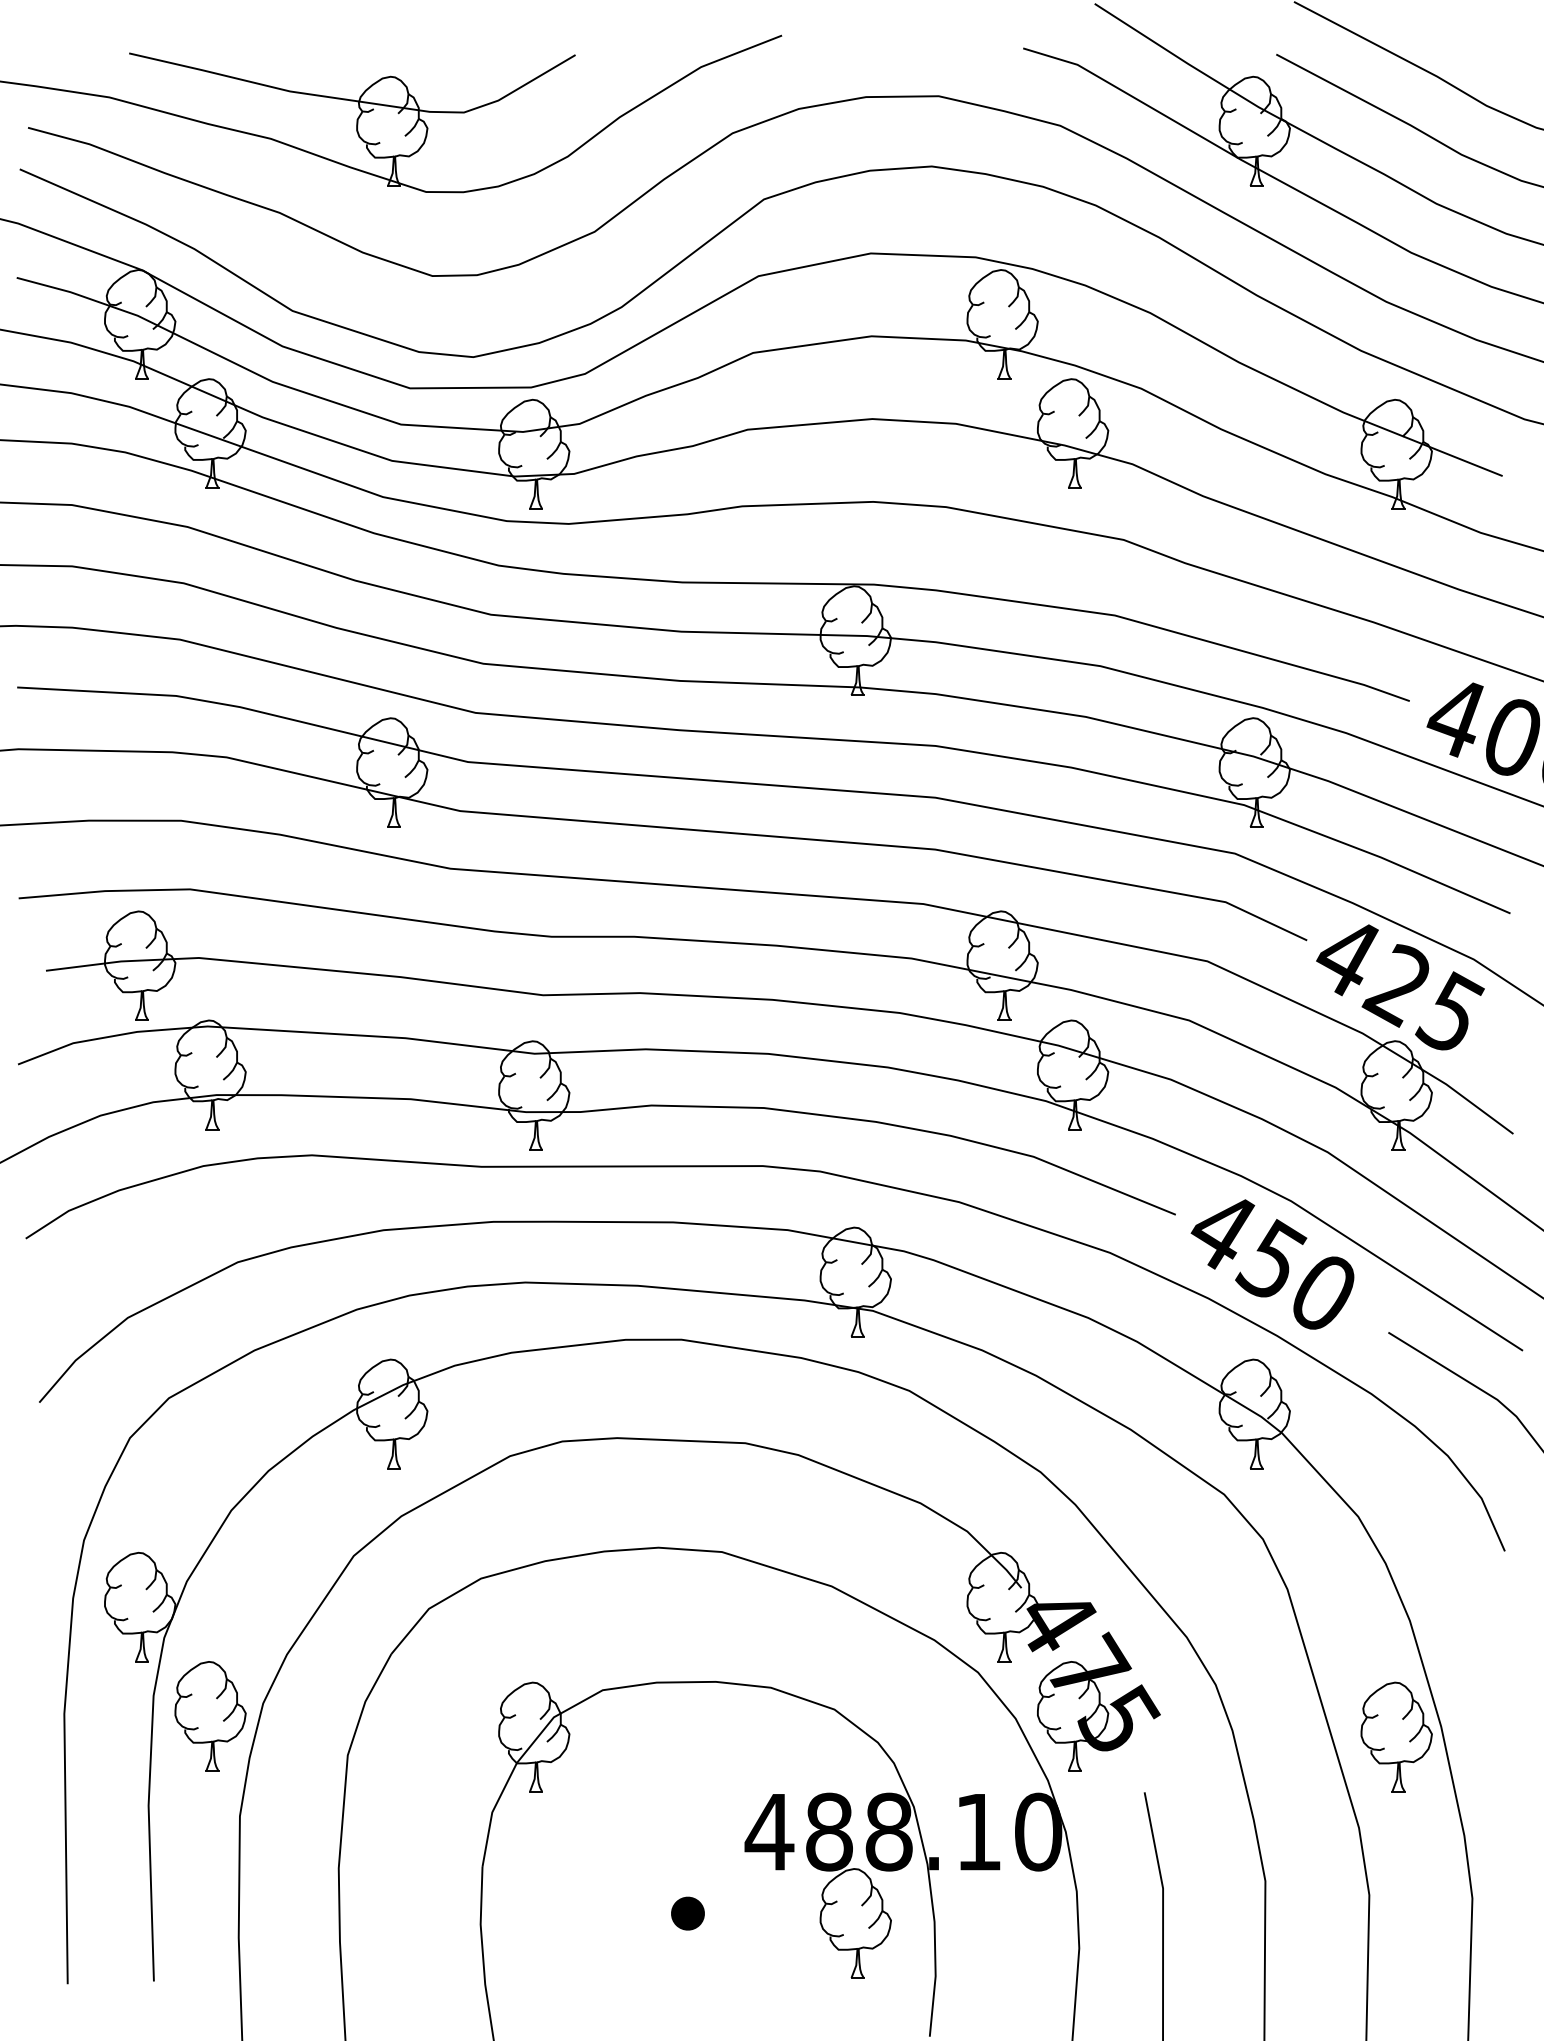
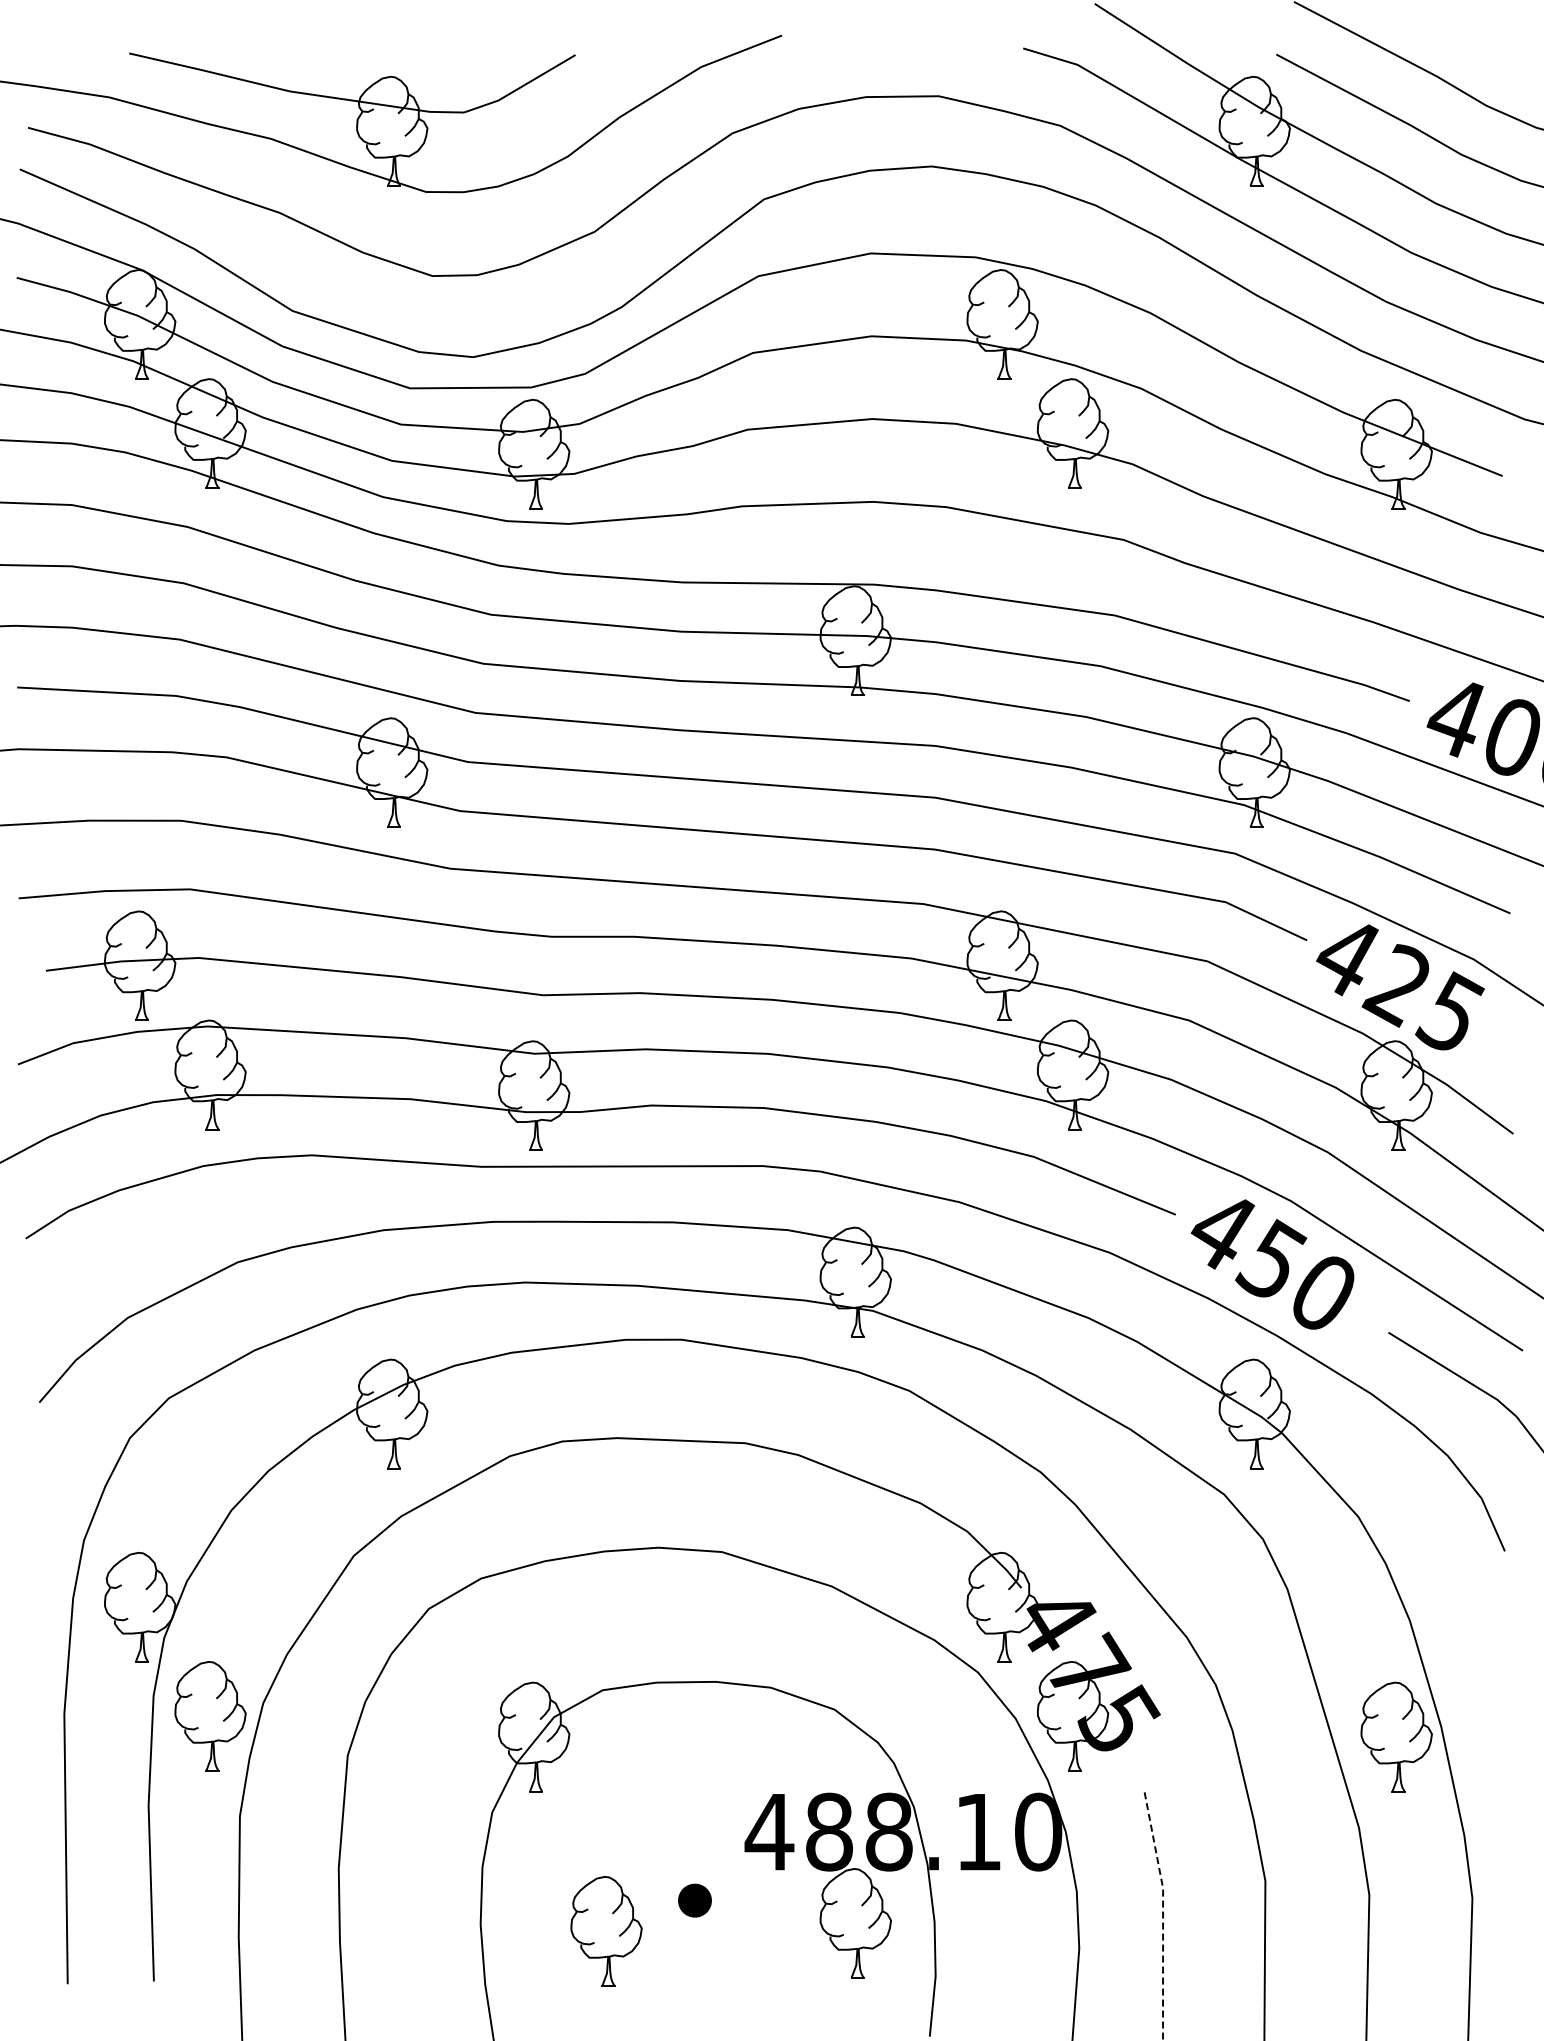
part position: (687, 1913) -> (694, 1900) (694, 1900)
line: solid -> dashed (1163, 1915)
part: none -> present (606, 1931)
